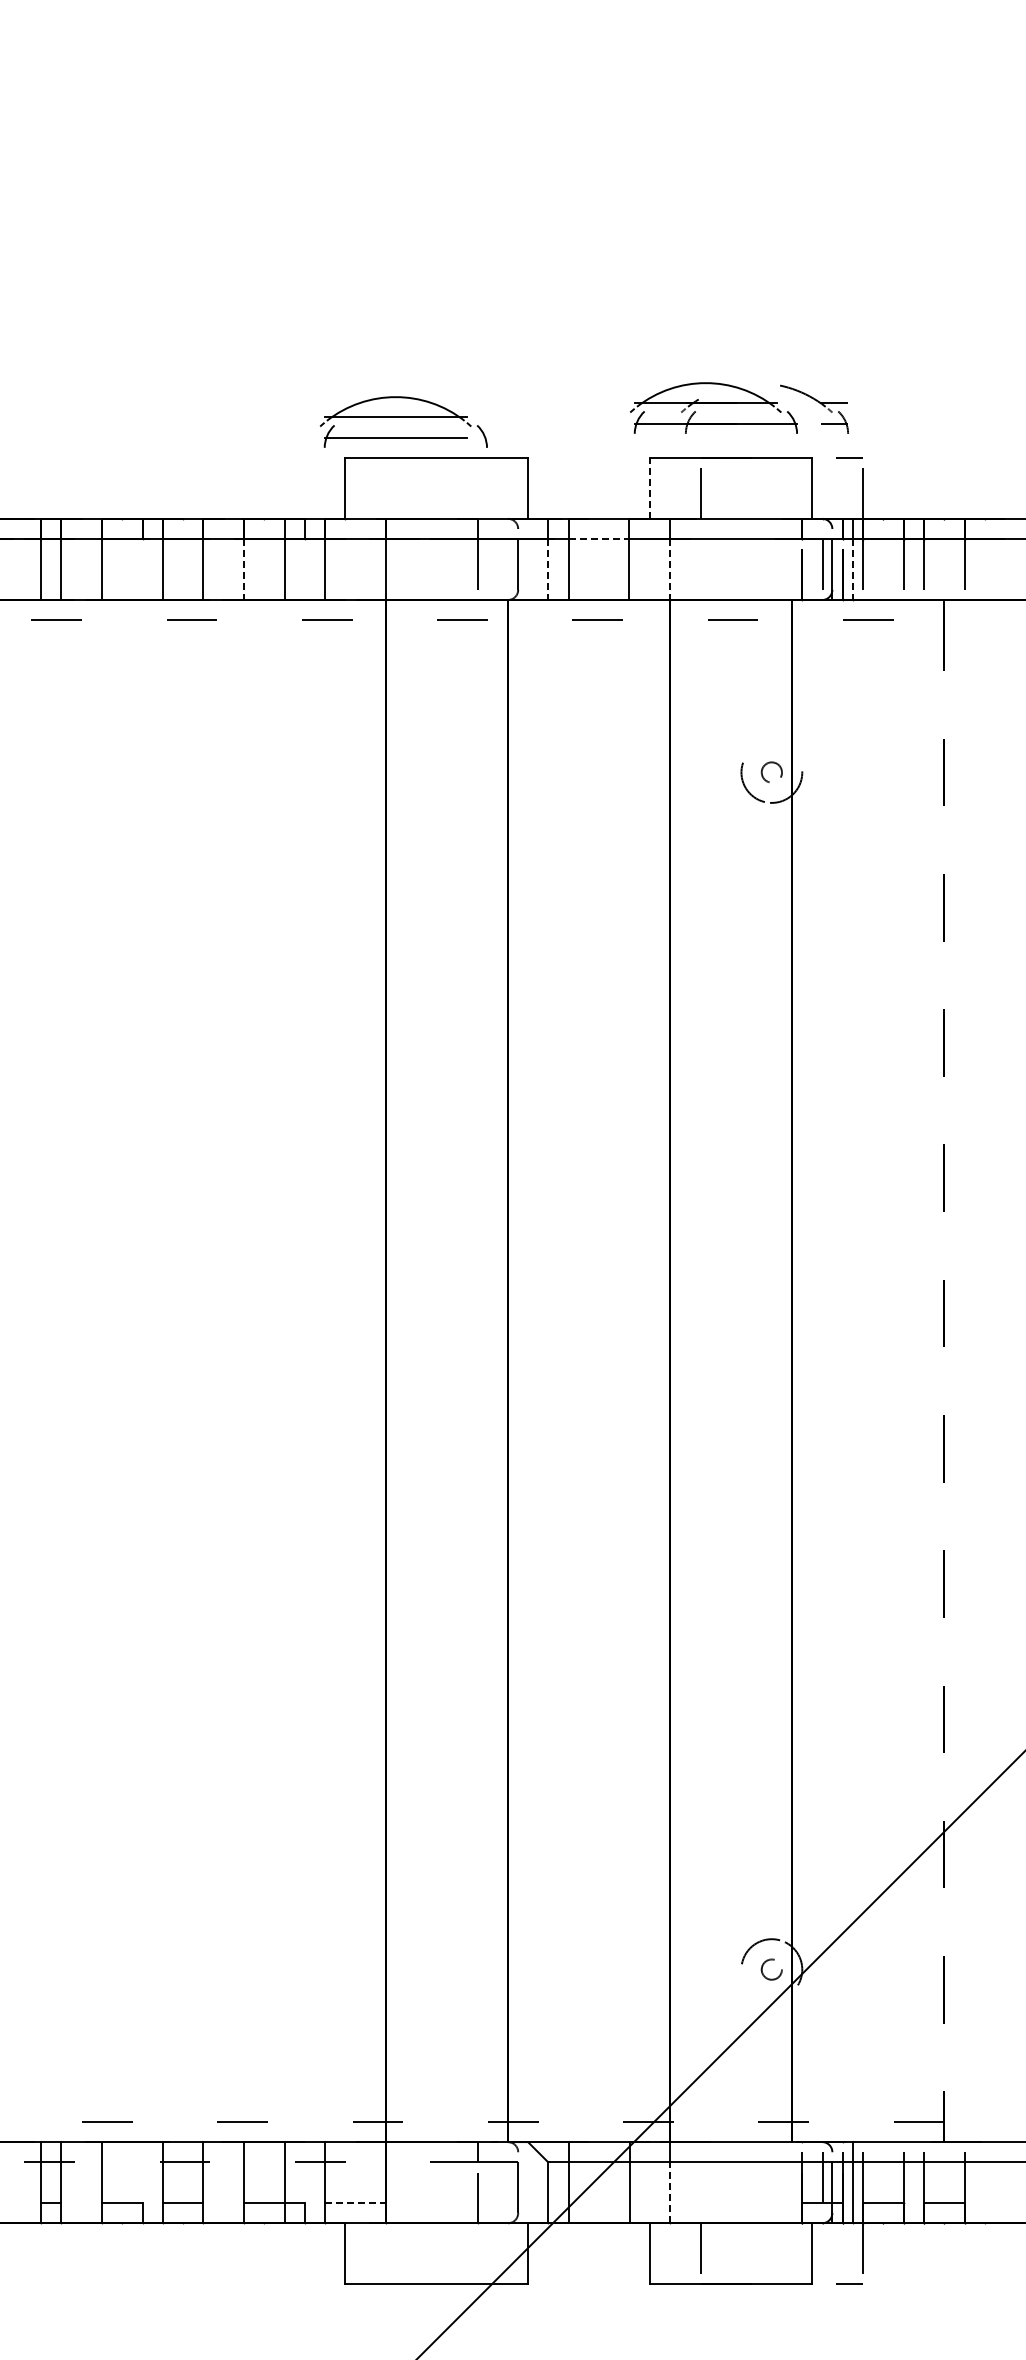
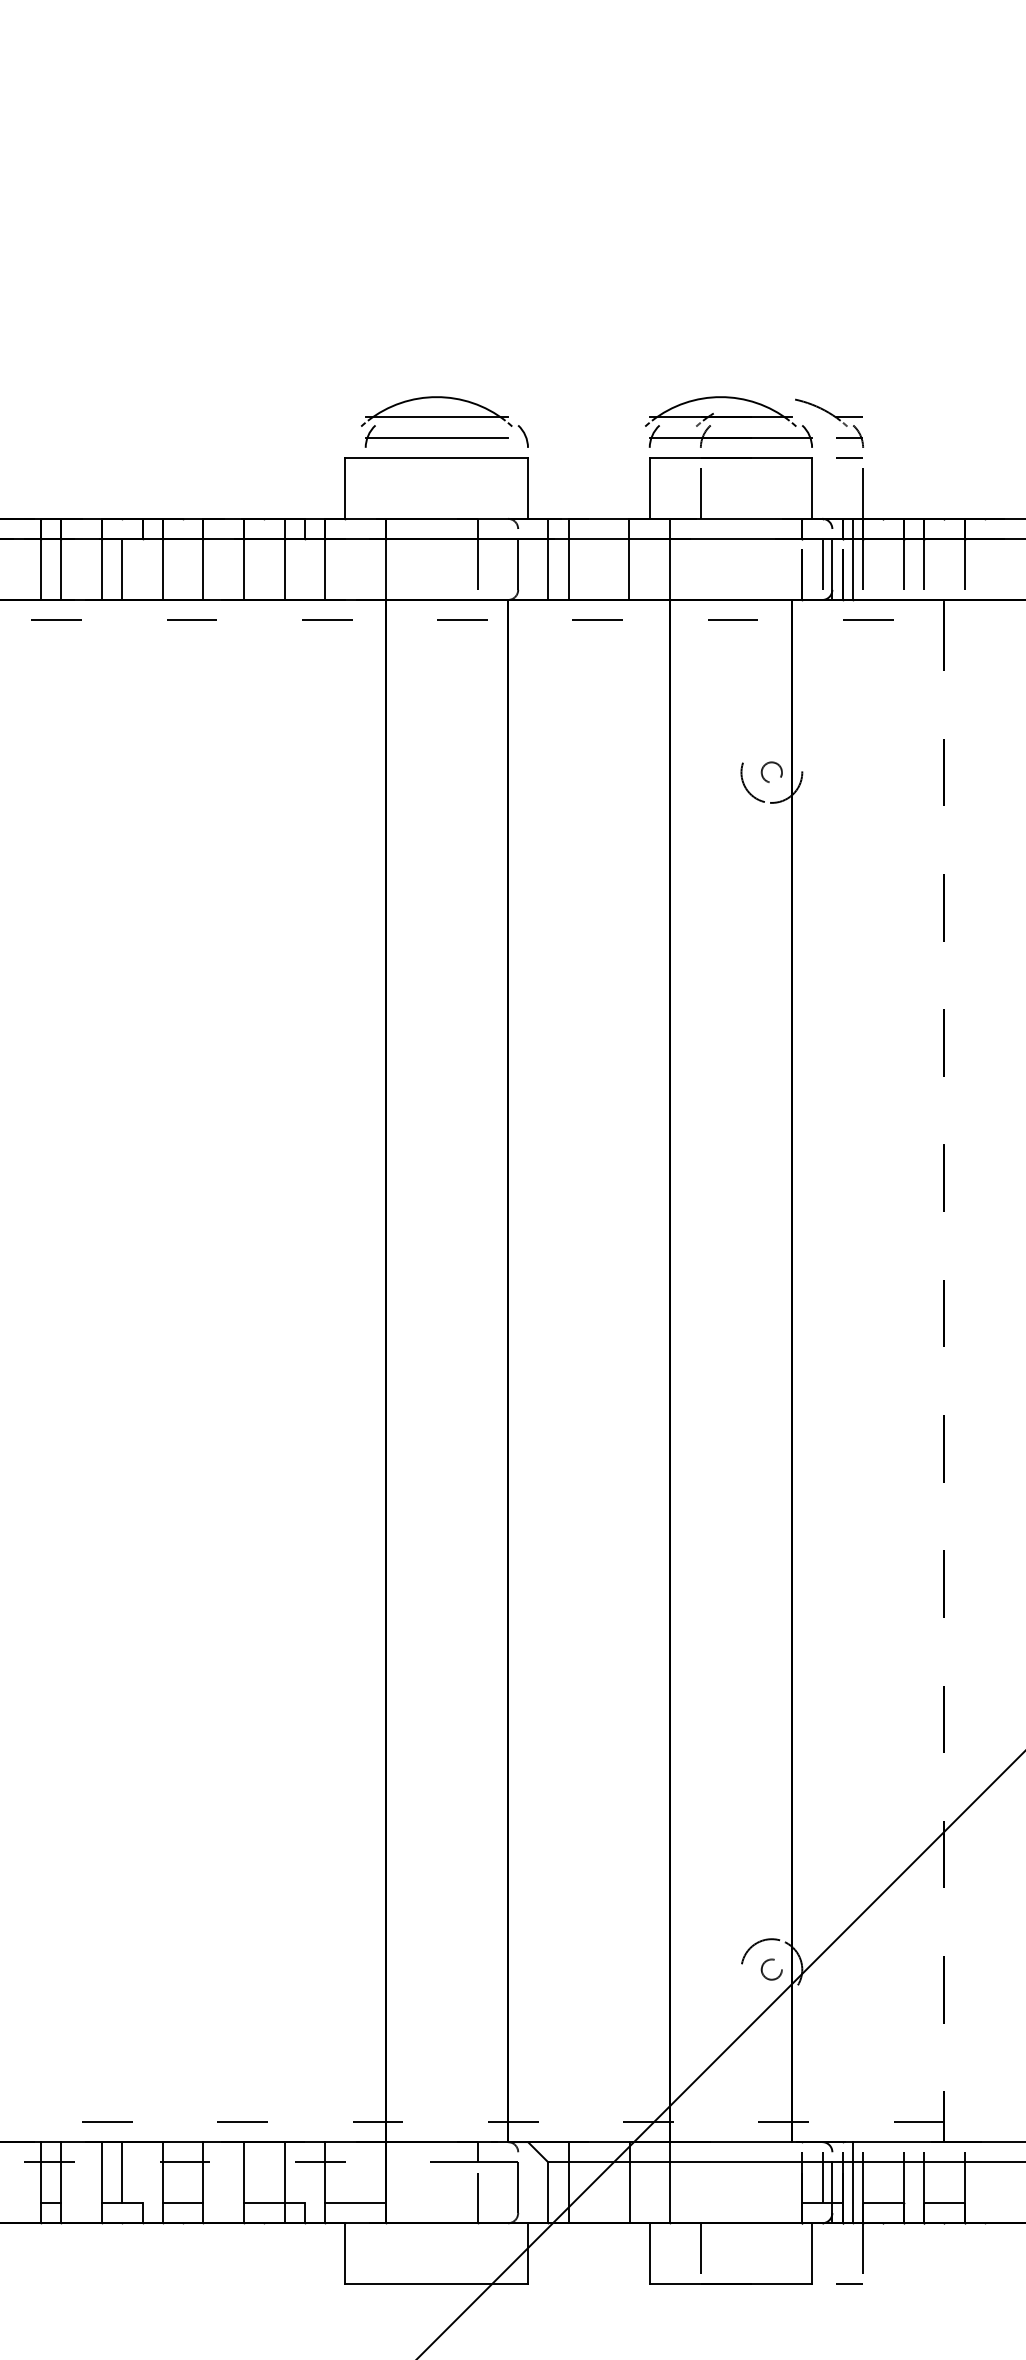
part position: (739, 407) -> (754, 421) (754, 421)
part position: (403, 421) -> (444, 421) (444, 421)
line: dashed -> solid (649, 487)
line: dashed -> solid (599, 539)
line: none -> present (122, 569)
line: dashed -> solid (243, 570)
line: dashed -> solid (548, 570)
line: dashed -> solid (670, 570)
line: dashed -> solid (852, 570)
line: none -> present (122, 2172)
line: dashed -> solid (670, 2192)
line: dashed -> solid (355, 2202)
